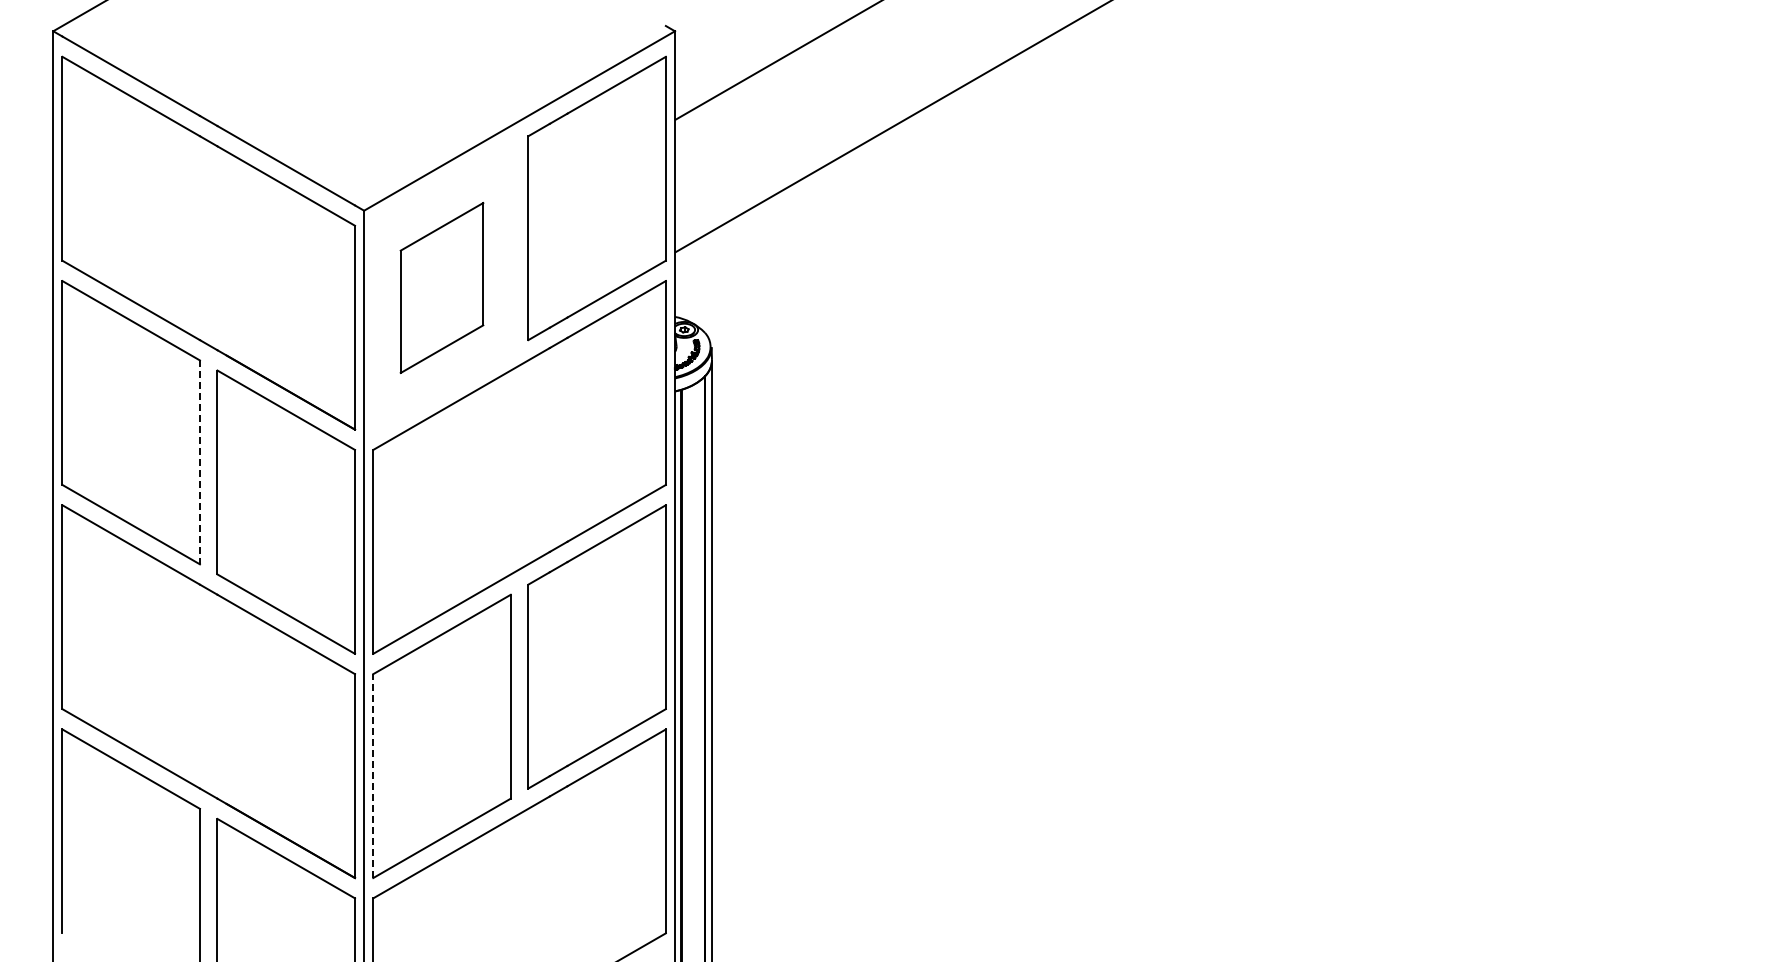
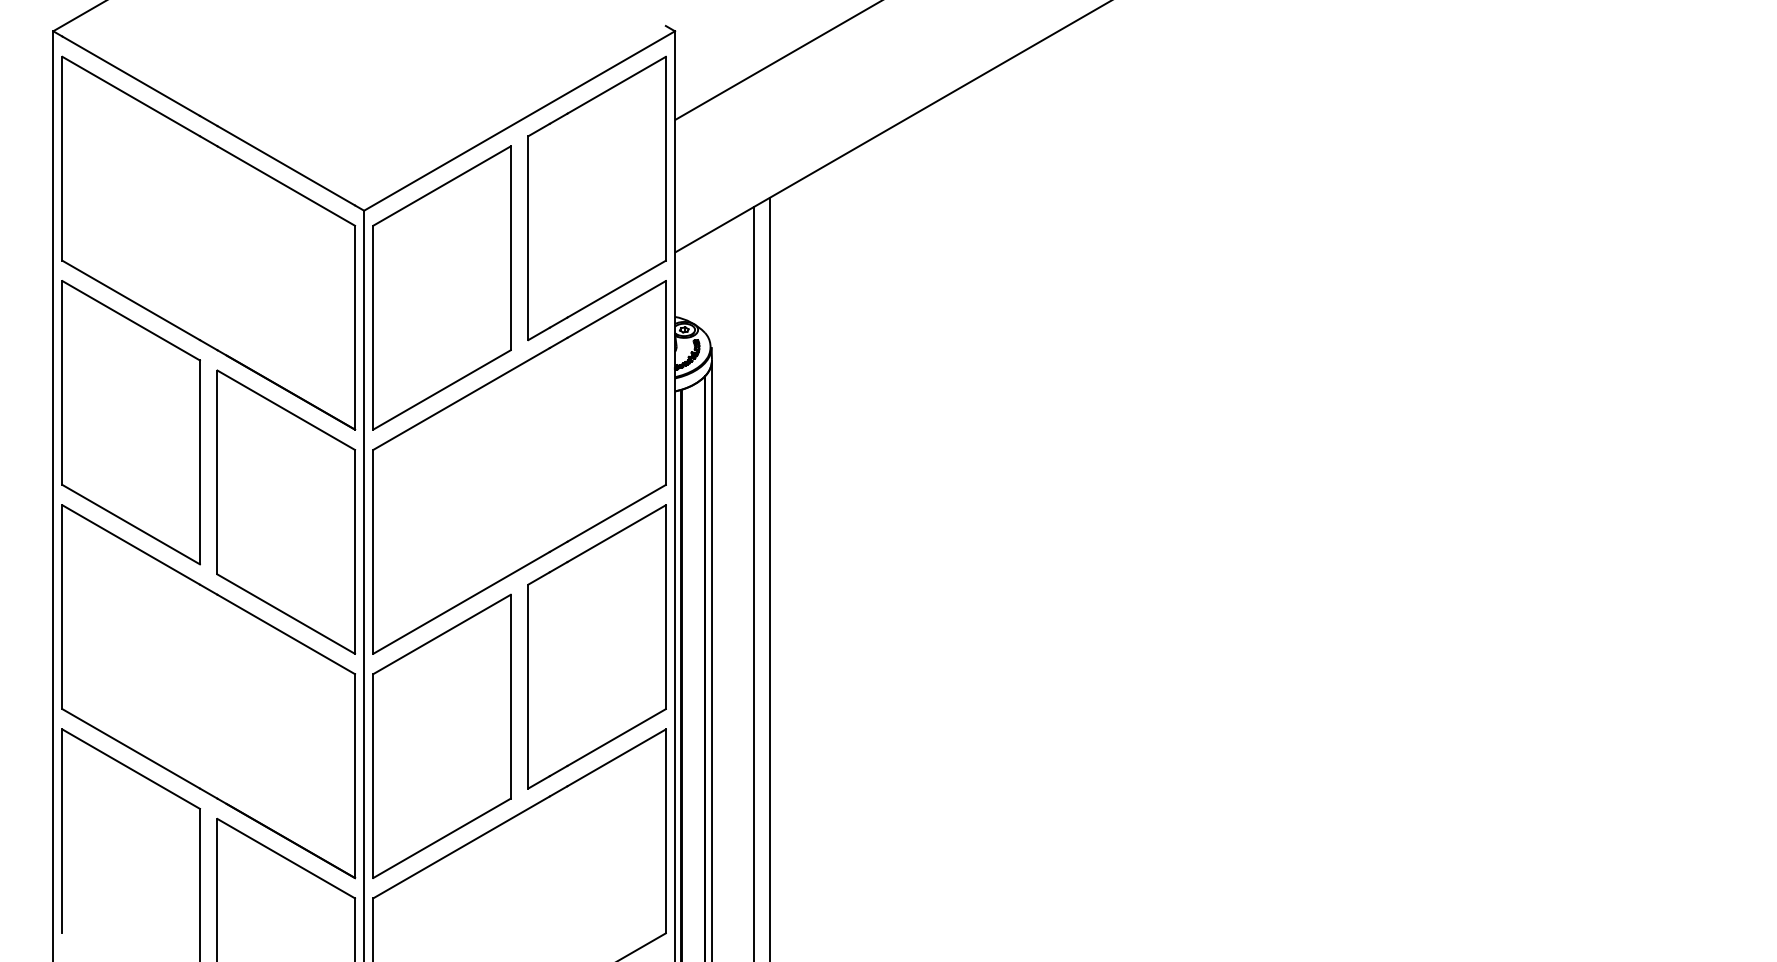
part size: 86x172 px -> 140x286 px (441, 287)
line: dashed -> solid (199, 462)
line: none -> present (769, 577)
line: none -> present (754, 582)
line: dashed -> solid (373, 776)
